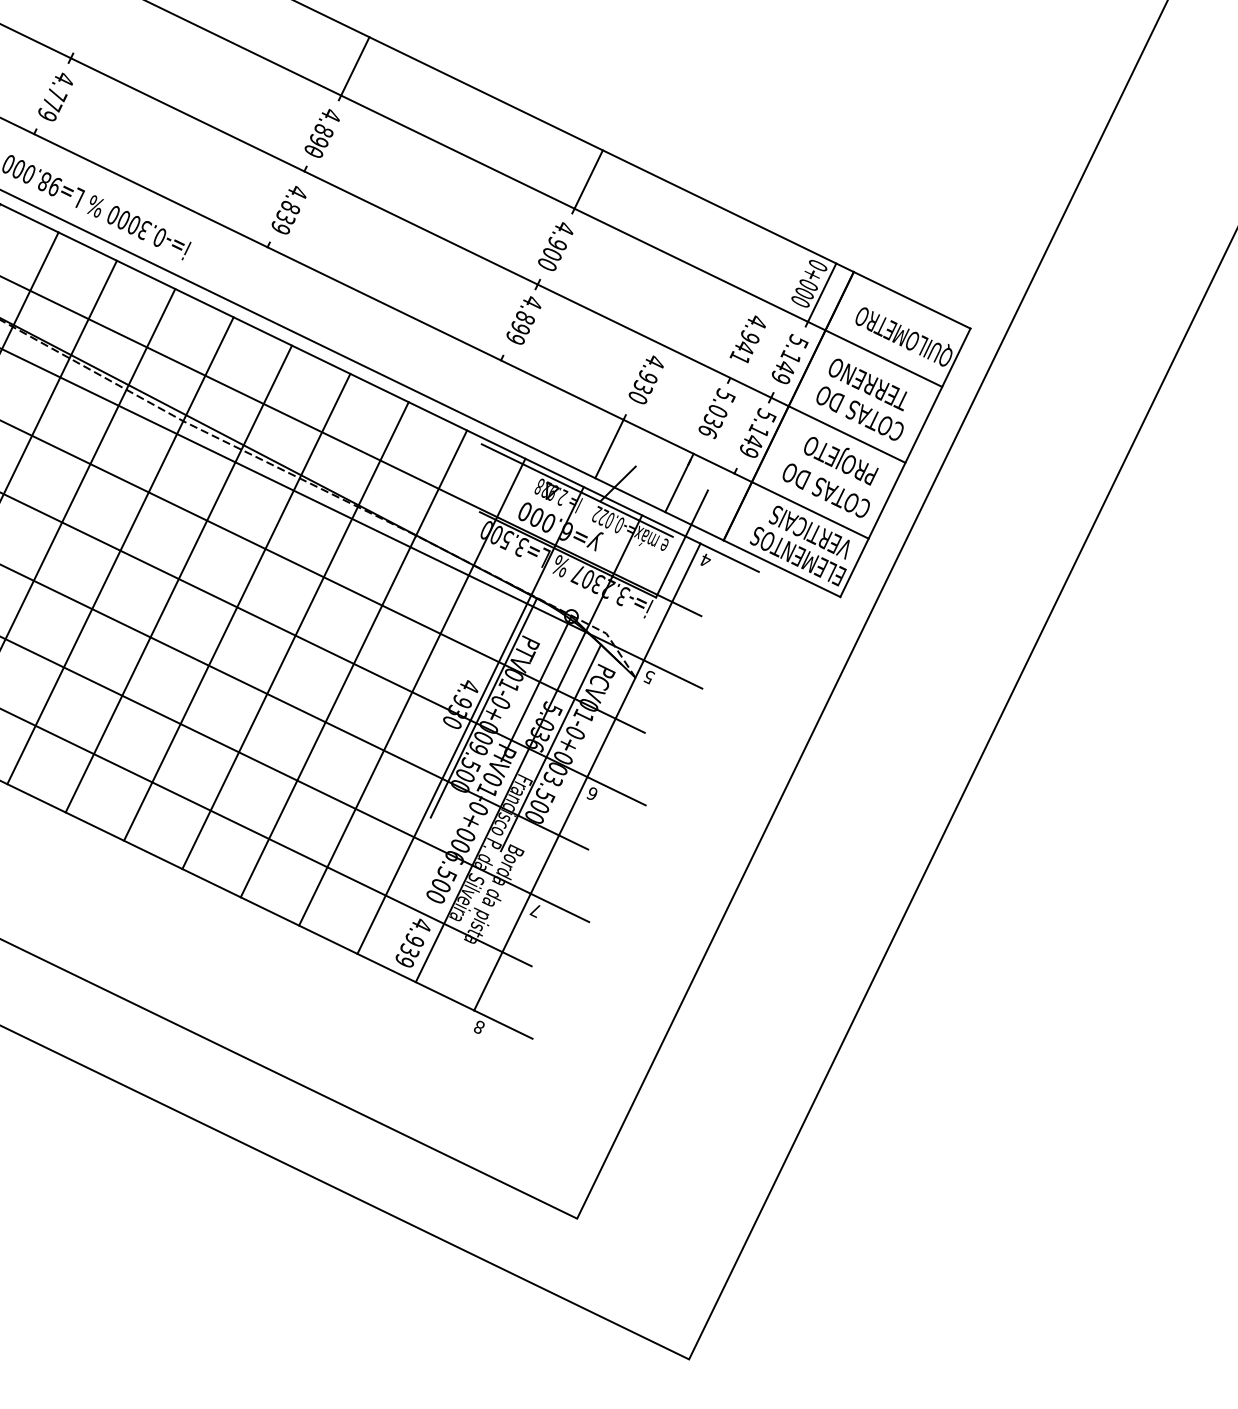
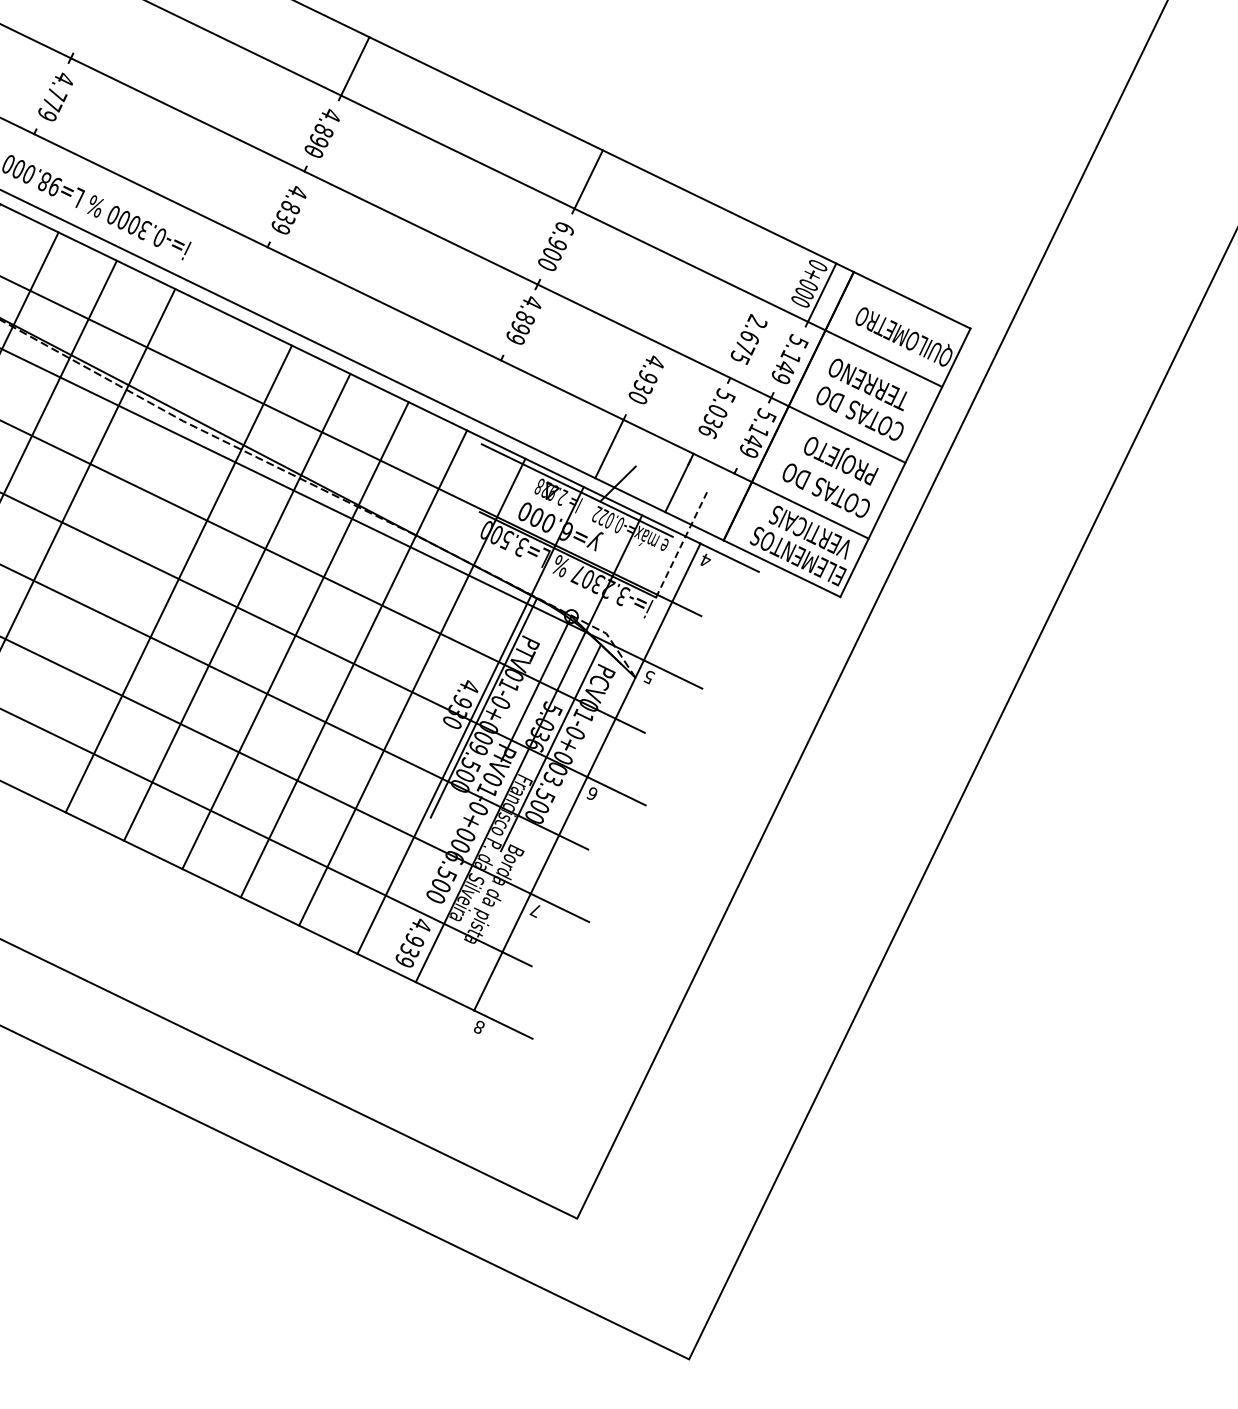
text: 4.900 -> 6.900 (564, 228)
text: 4.941 -> 2.675 (748, 339)
line: solid -> dashed (682, 543)
line: present -> none (120, 550)
